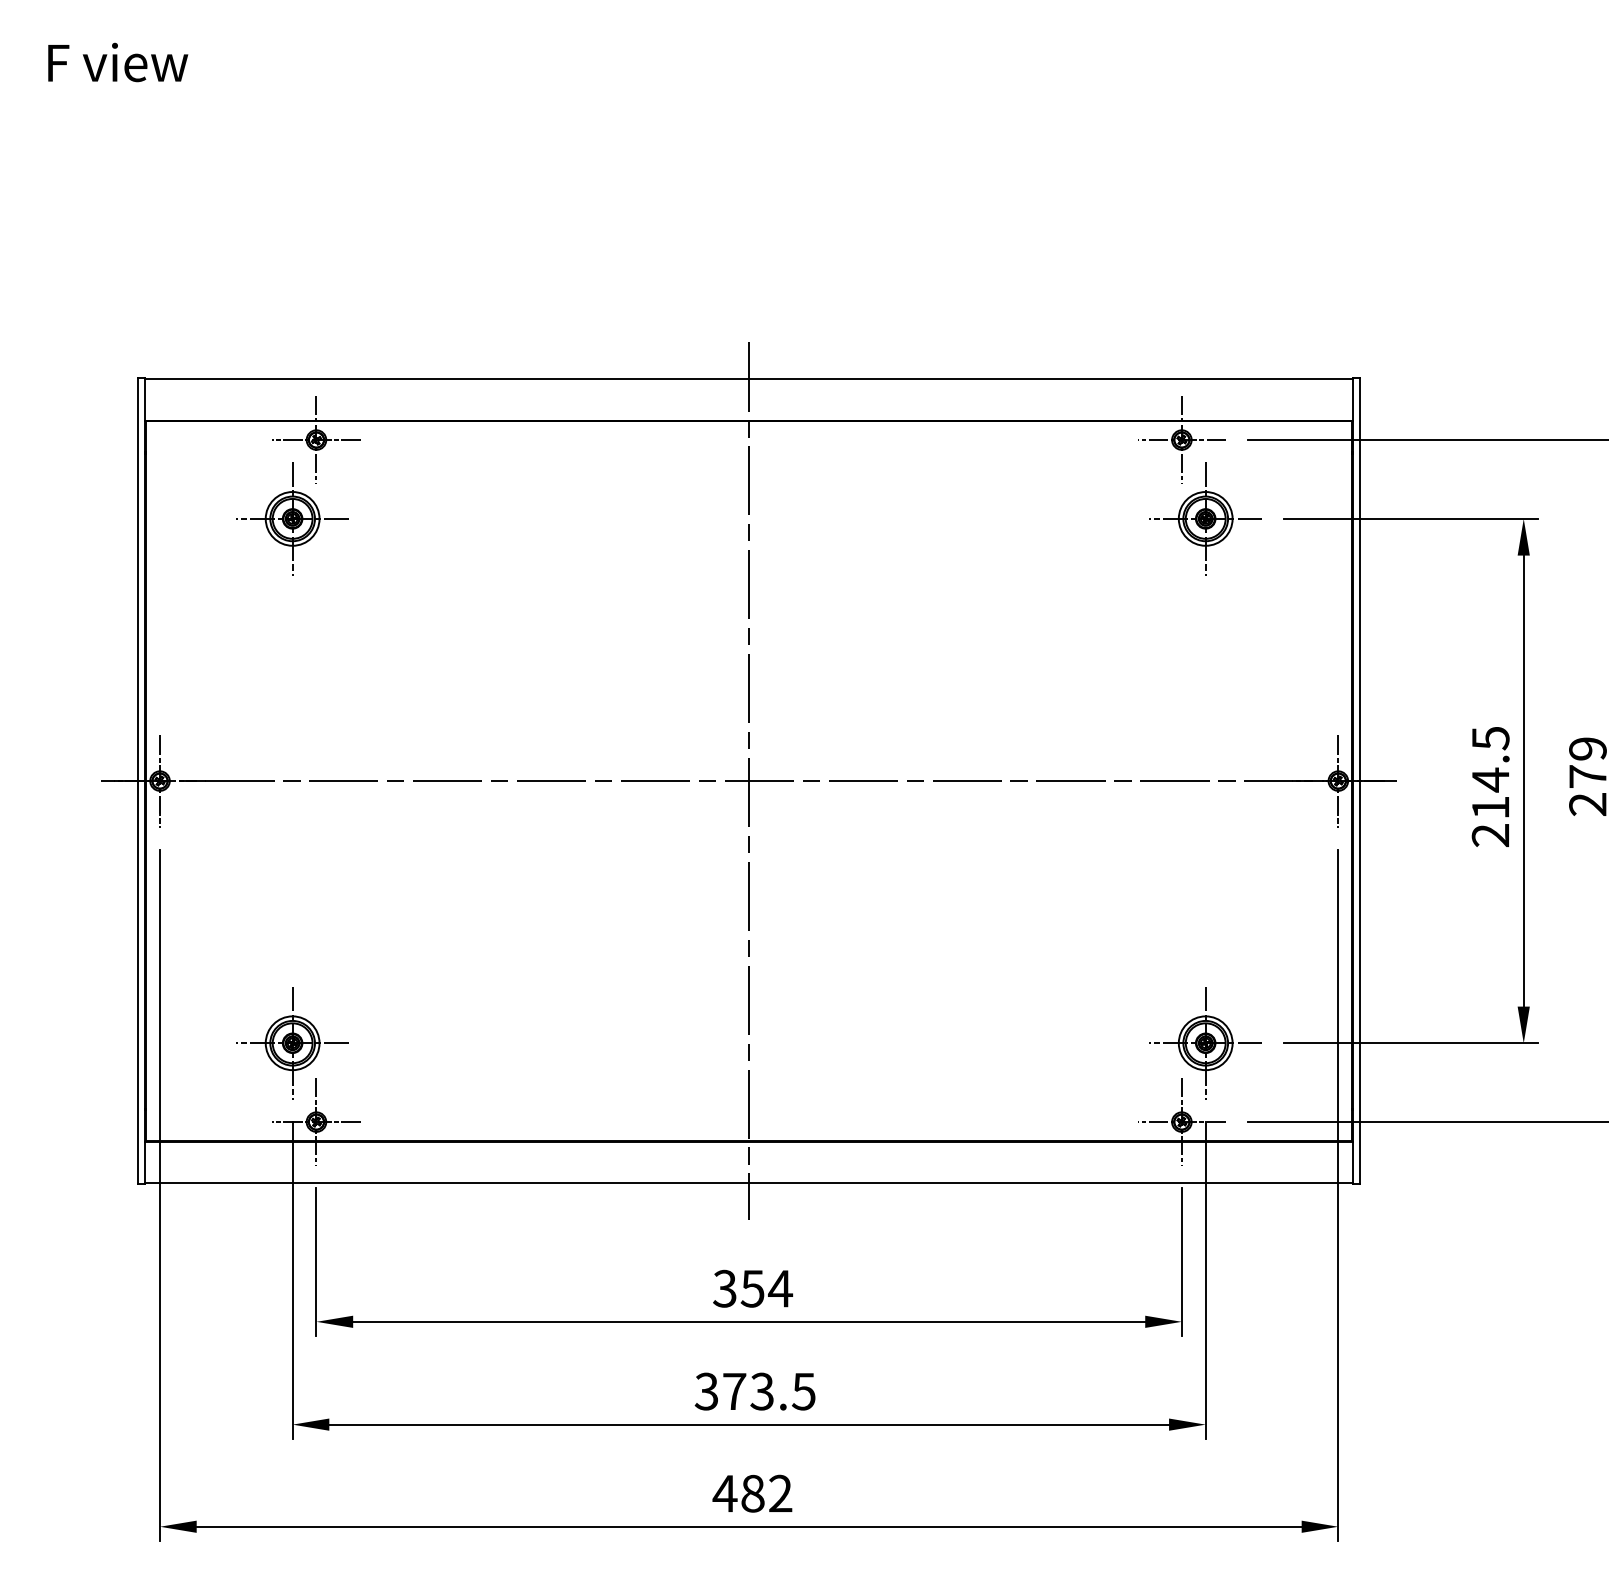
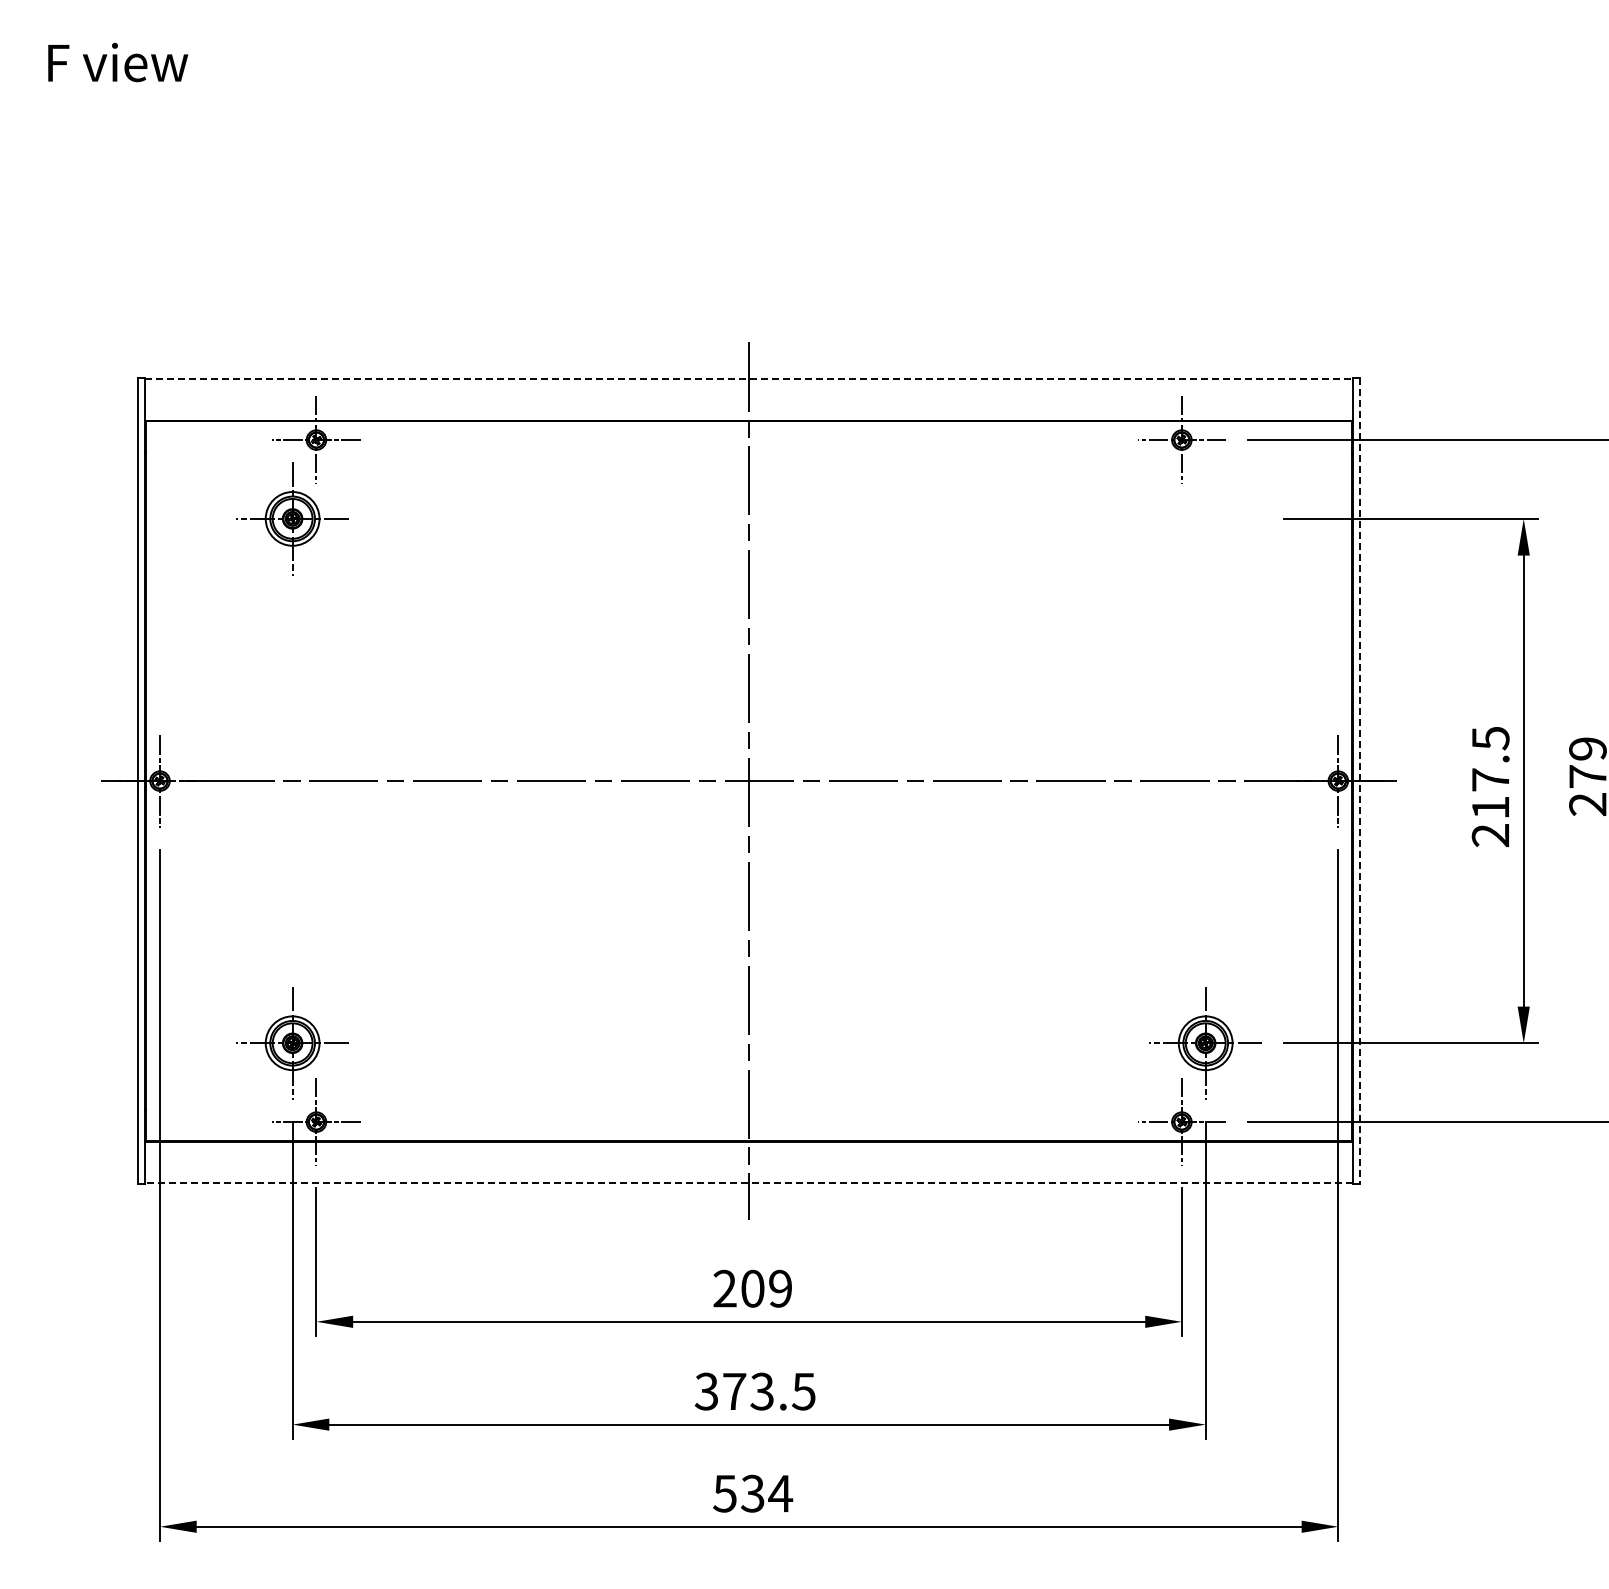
line: solid -> dashed (749, 378)
part: present -> none (1205, 518)
text: 214.5 -> 217.5 (1490, 779)
line: solid -> dashed (1360, 781)
line: solid -> dashed (749, 1183)
text: 354 -> 209 (753, 1288)
text: 482 -> 534 (752, 1493)
